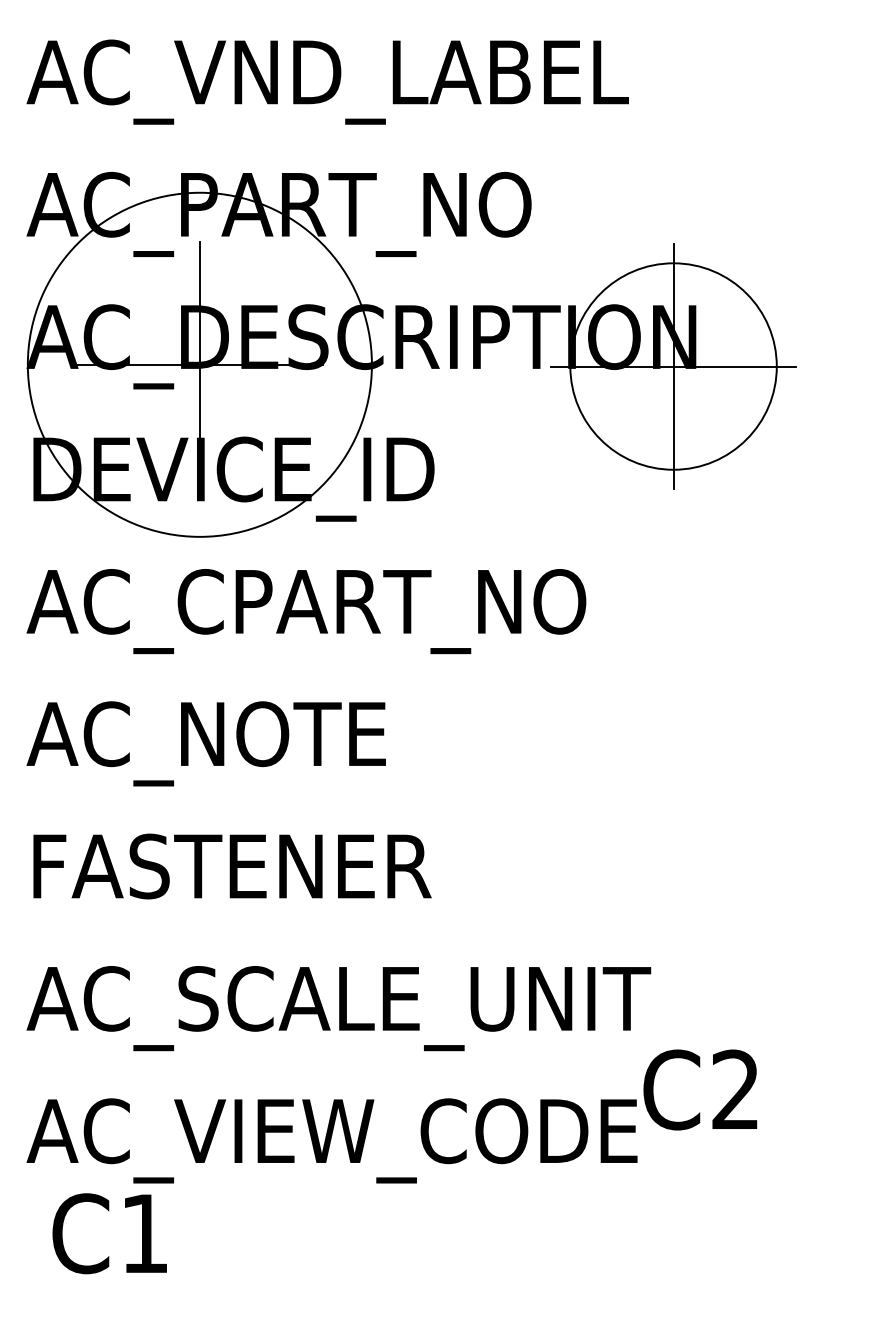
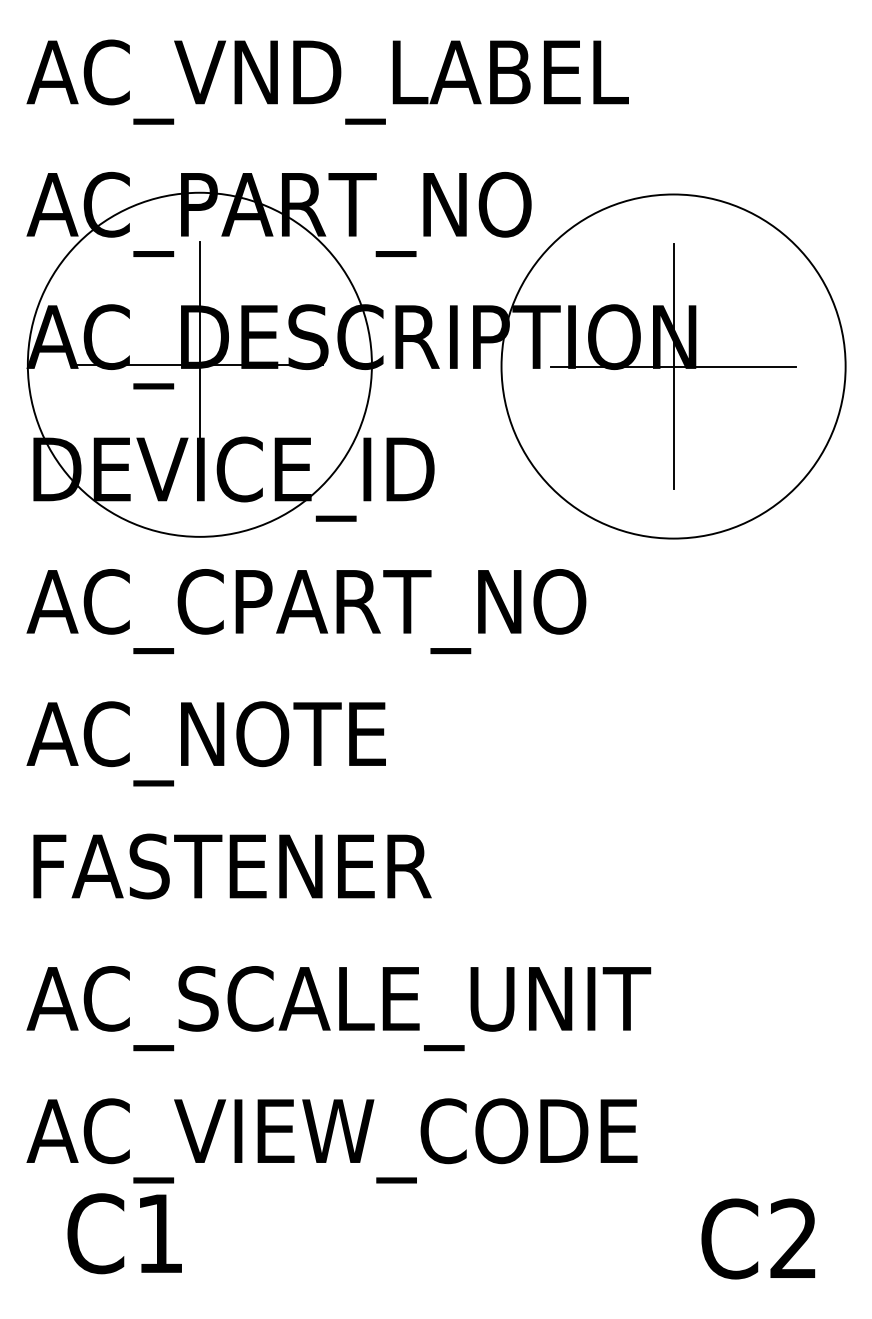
circle diameter: 206 px -> 344 px (673, 366)
text position: (700, 1089) -> (758, 1238) (758, 1238)
text position: (109, 1233) -> (124, 1233) (124, 1233)
